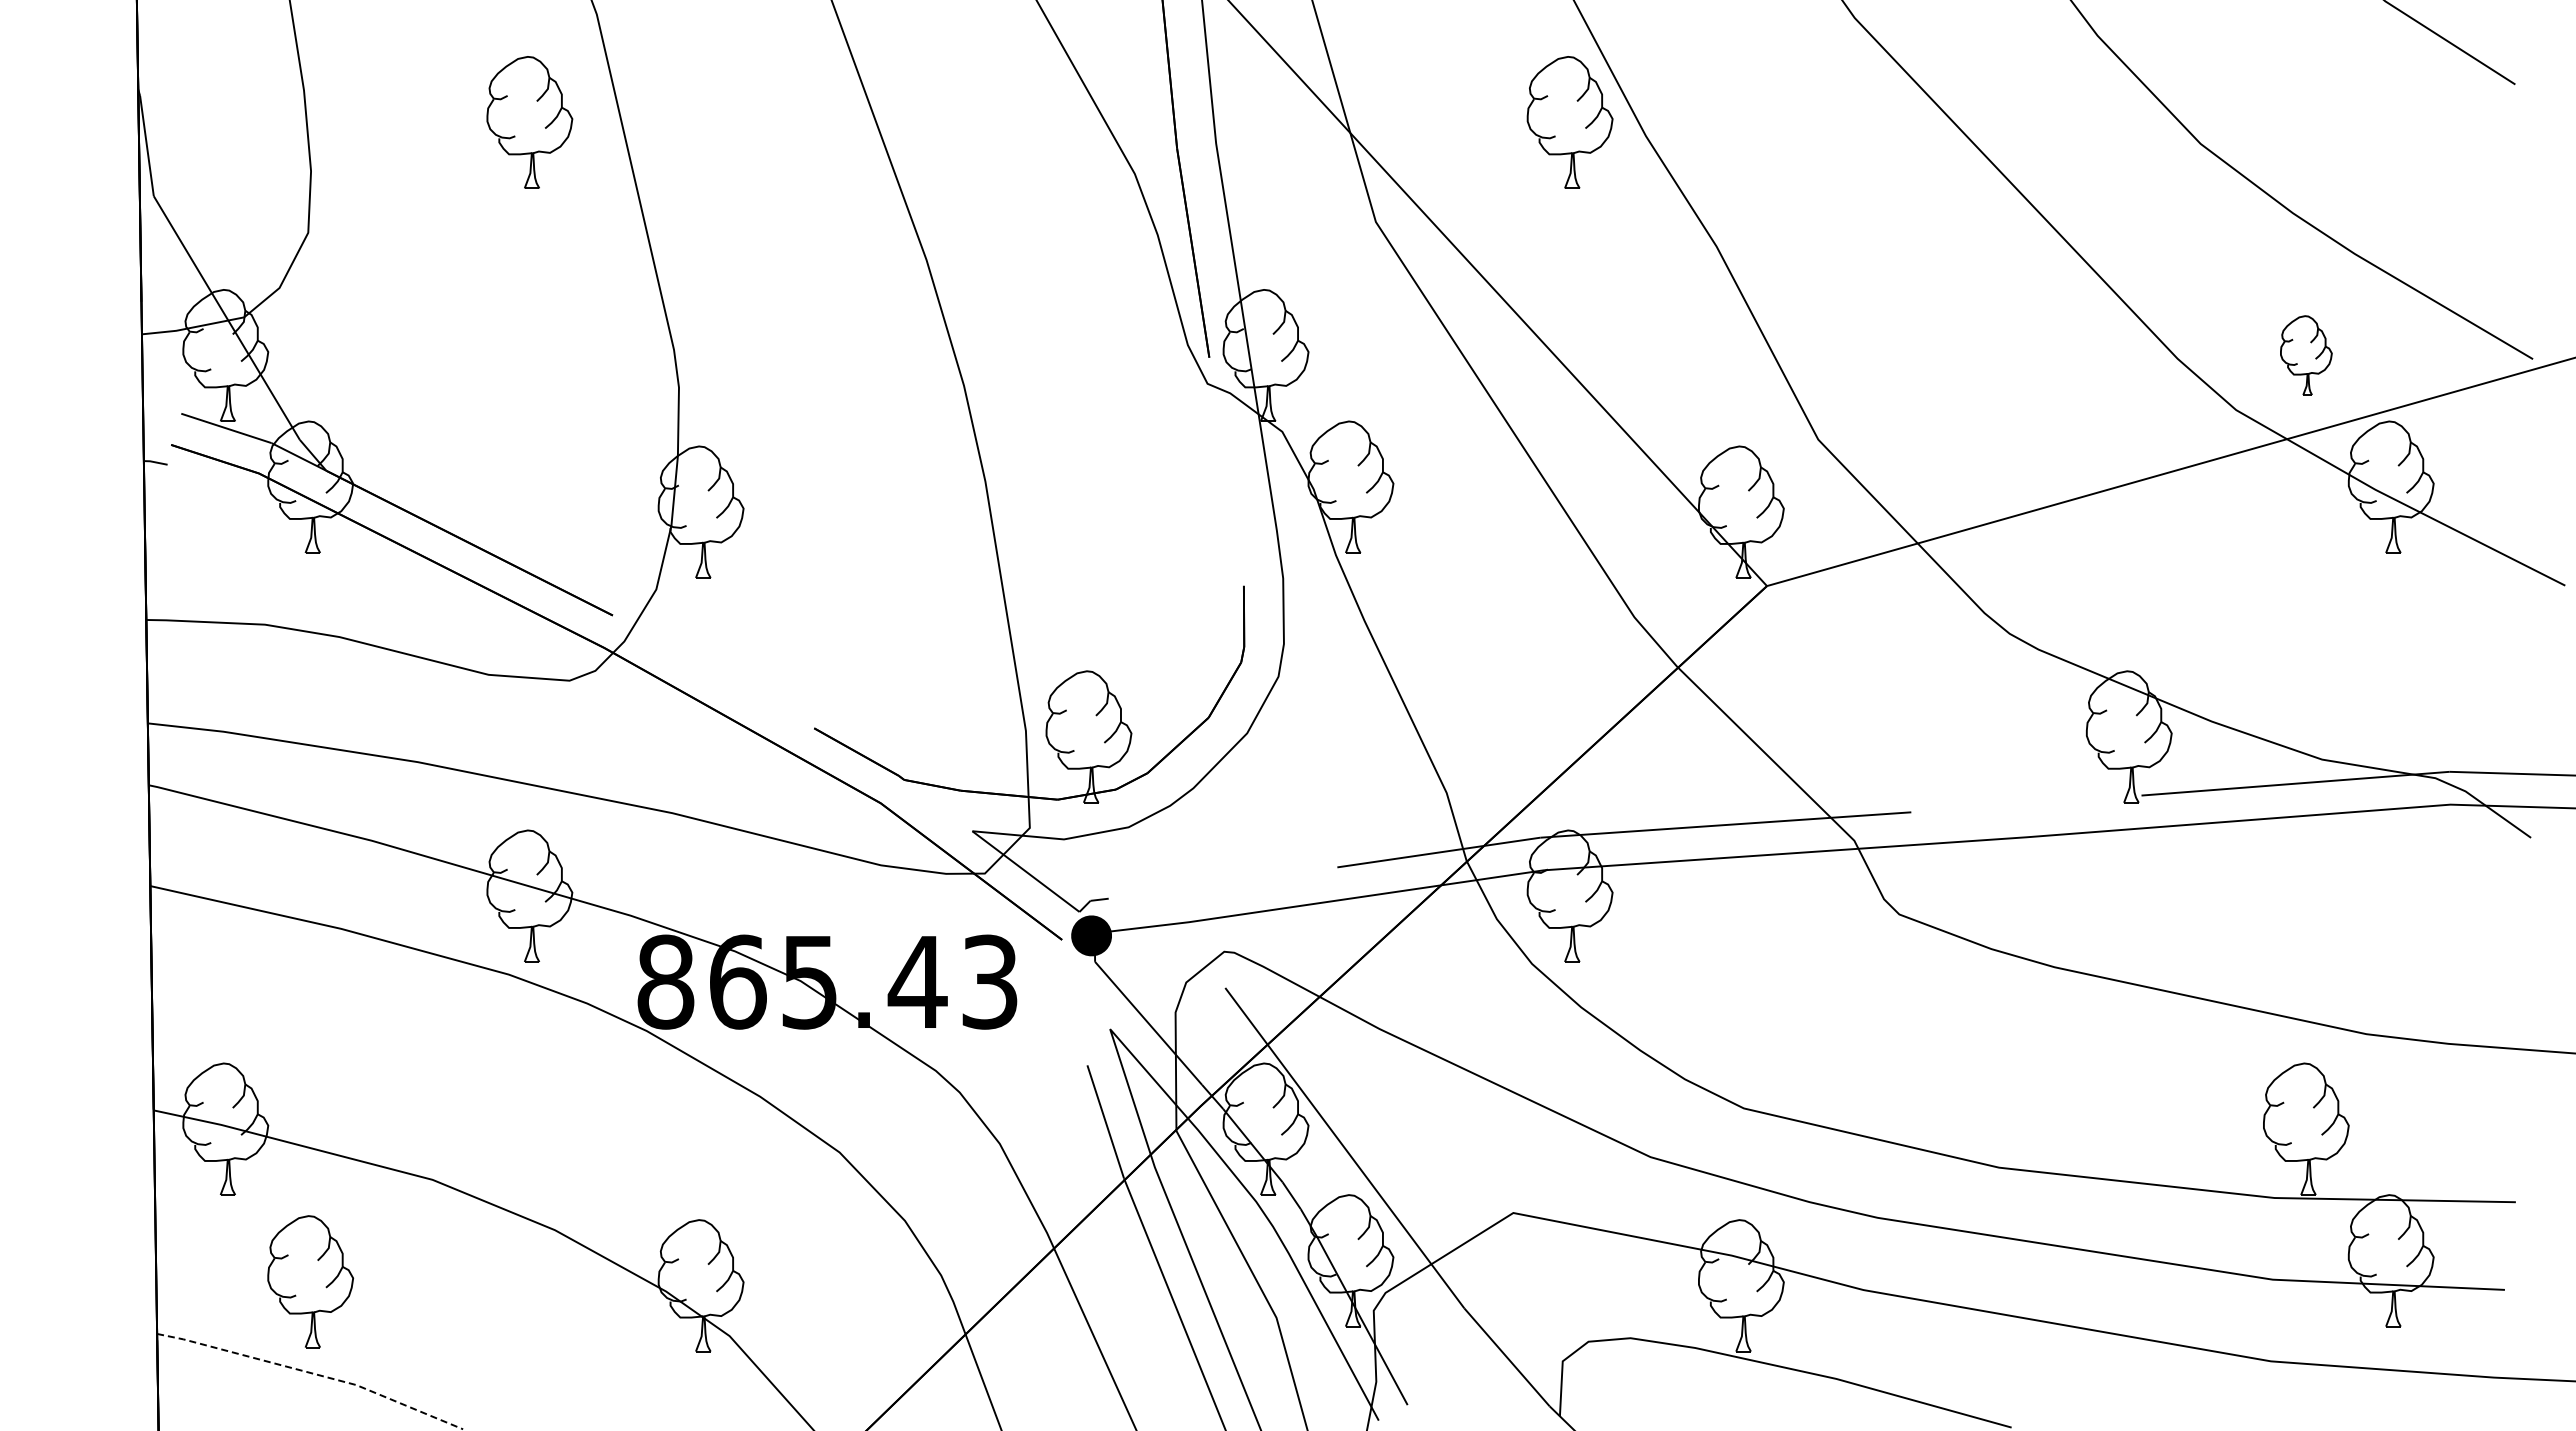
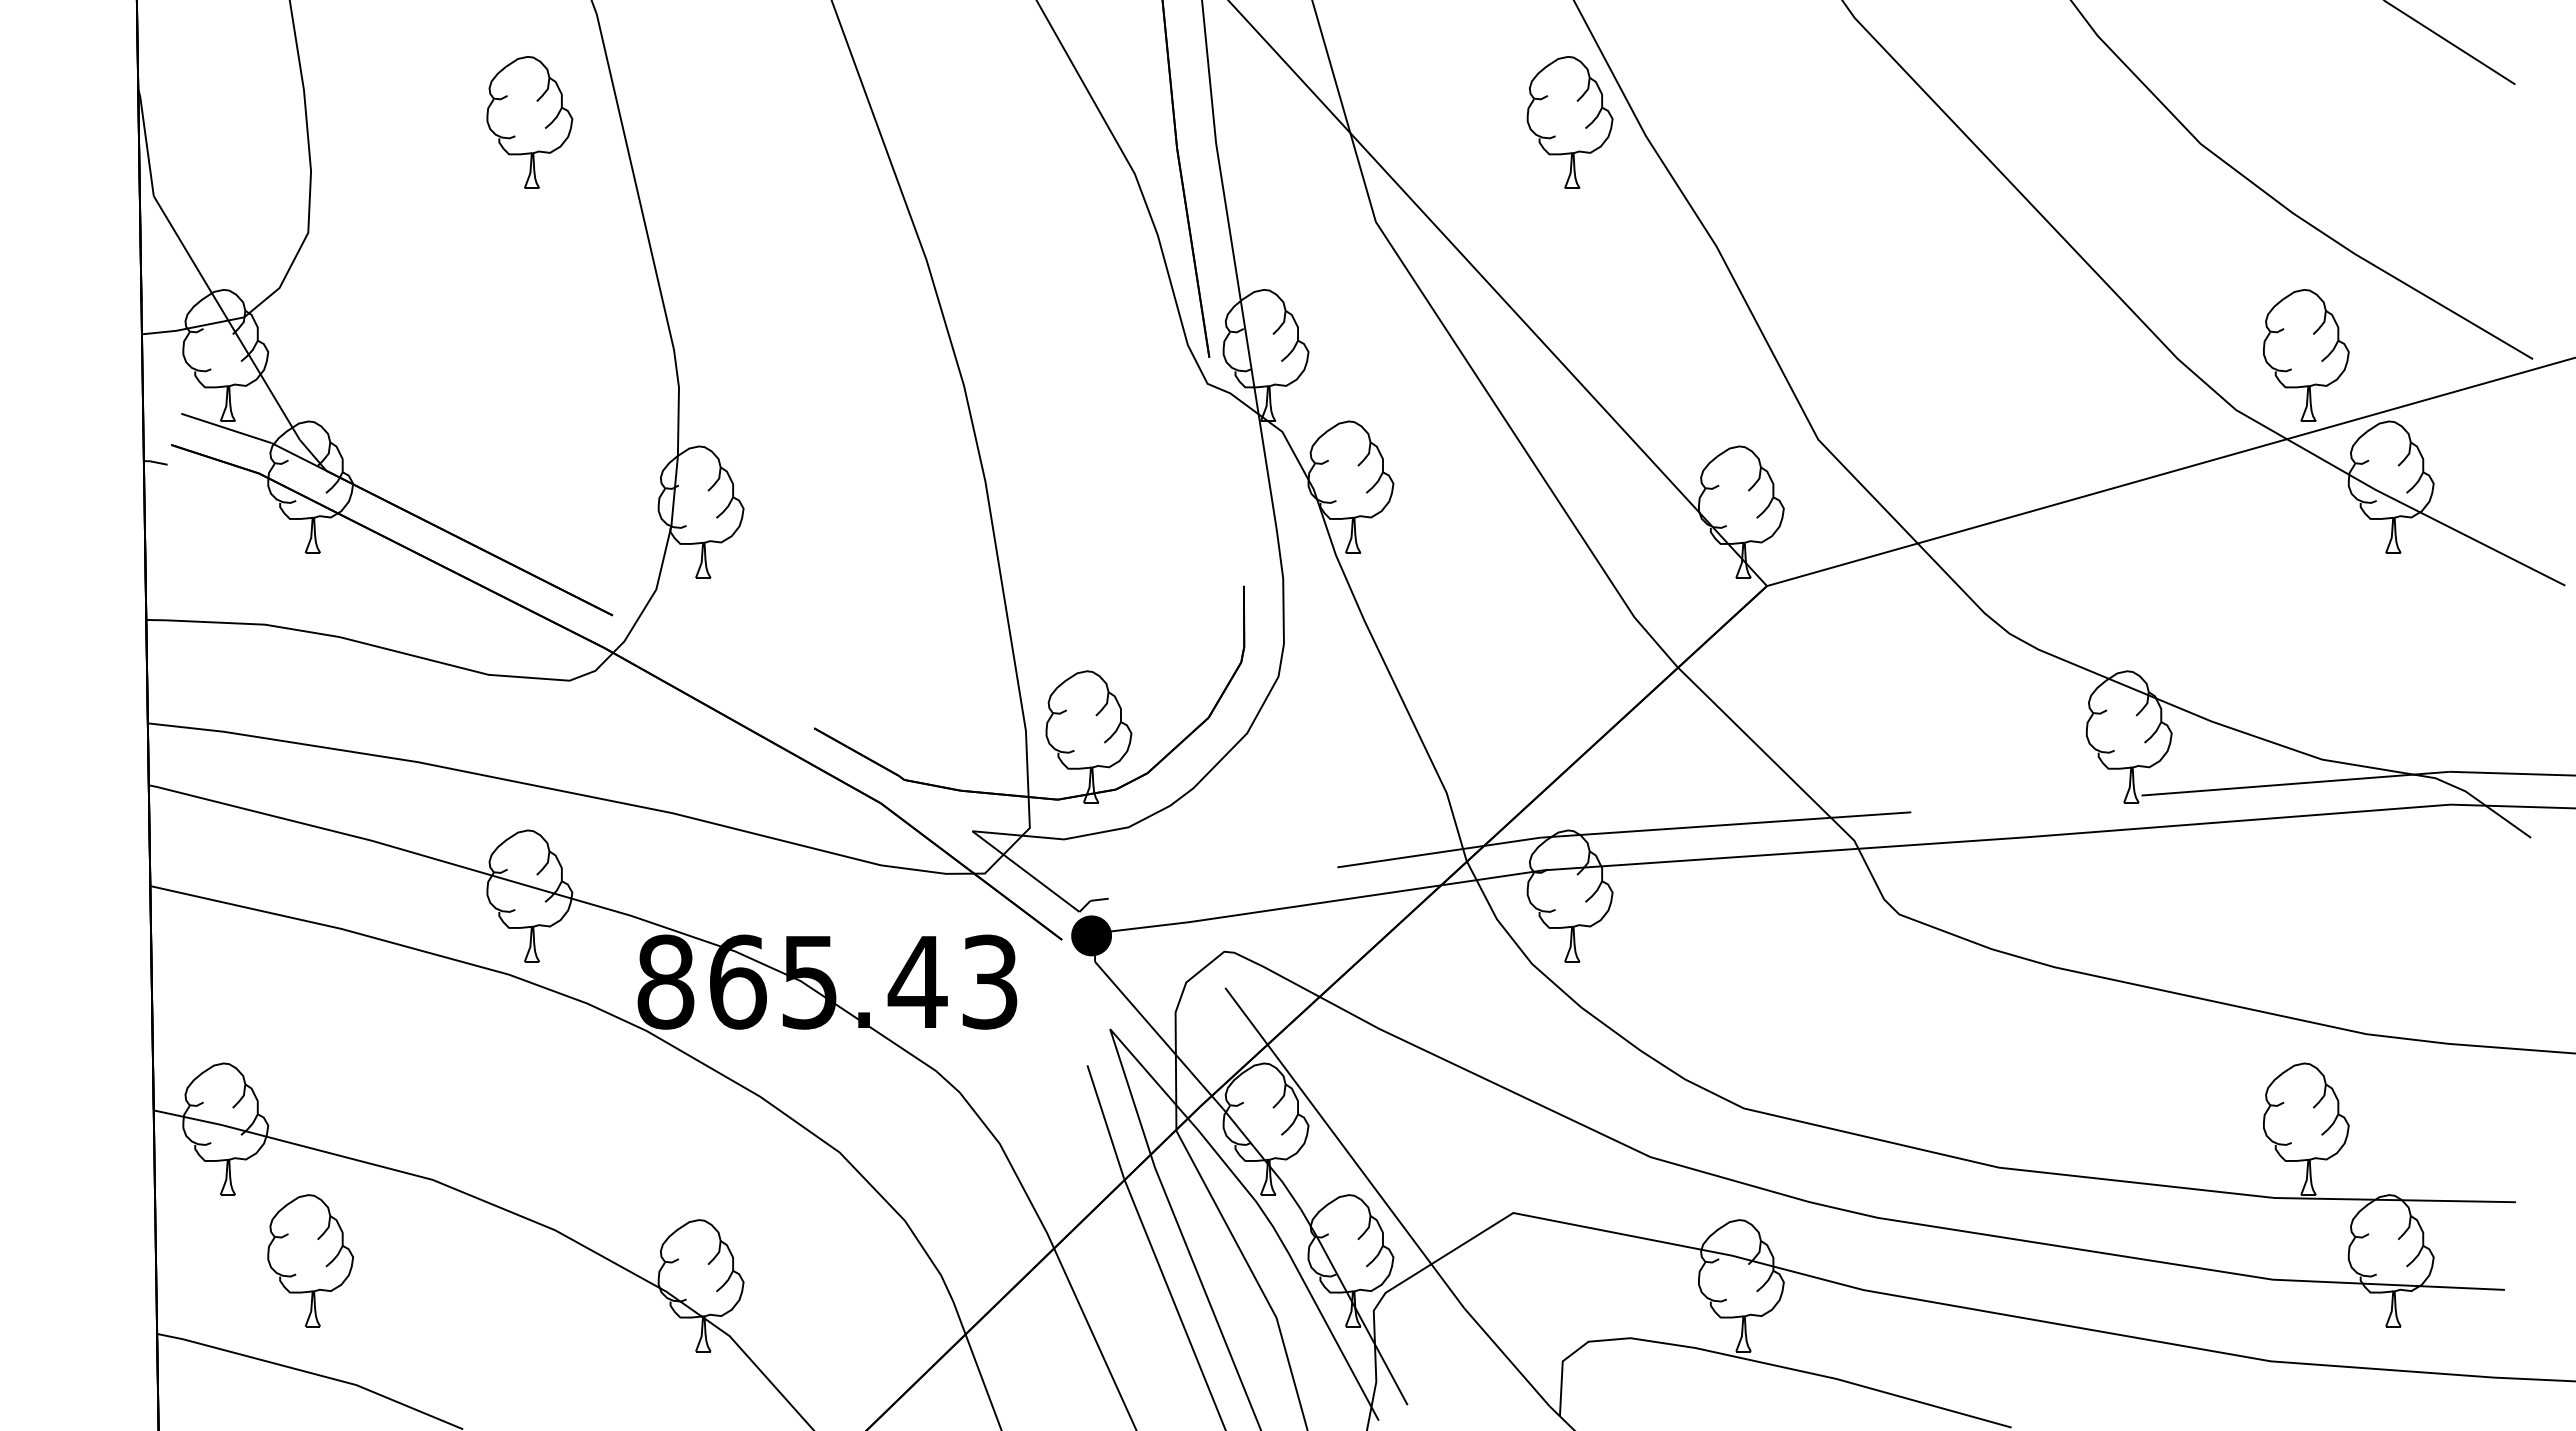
part size: 53x81 px -> 87x133 px (2306, 355)
part position: (310, 1281) -> (310, 1260) (310, 1260)
line: dashed -> solid (313, 1373)
